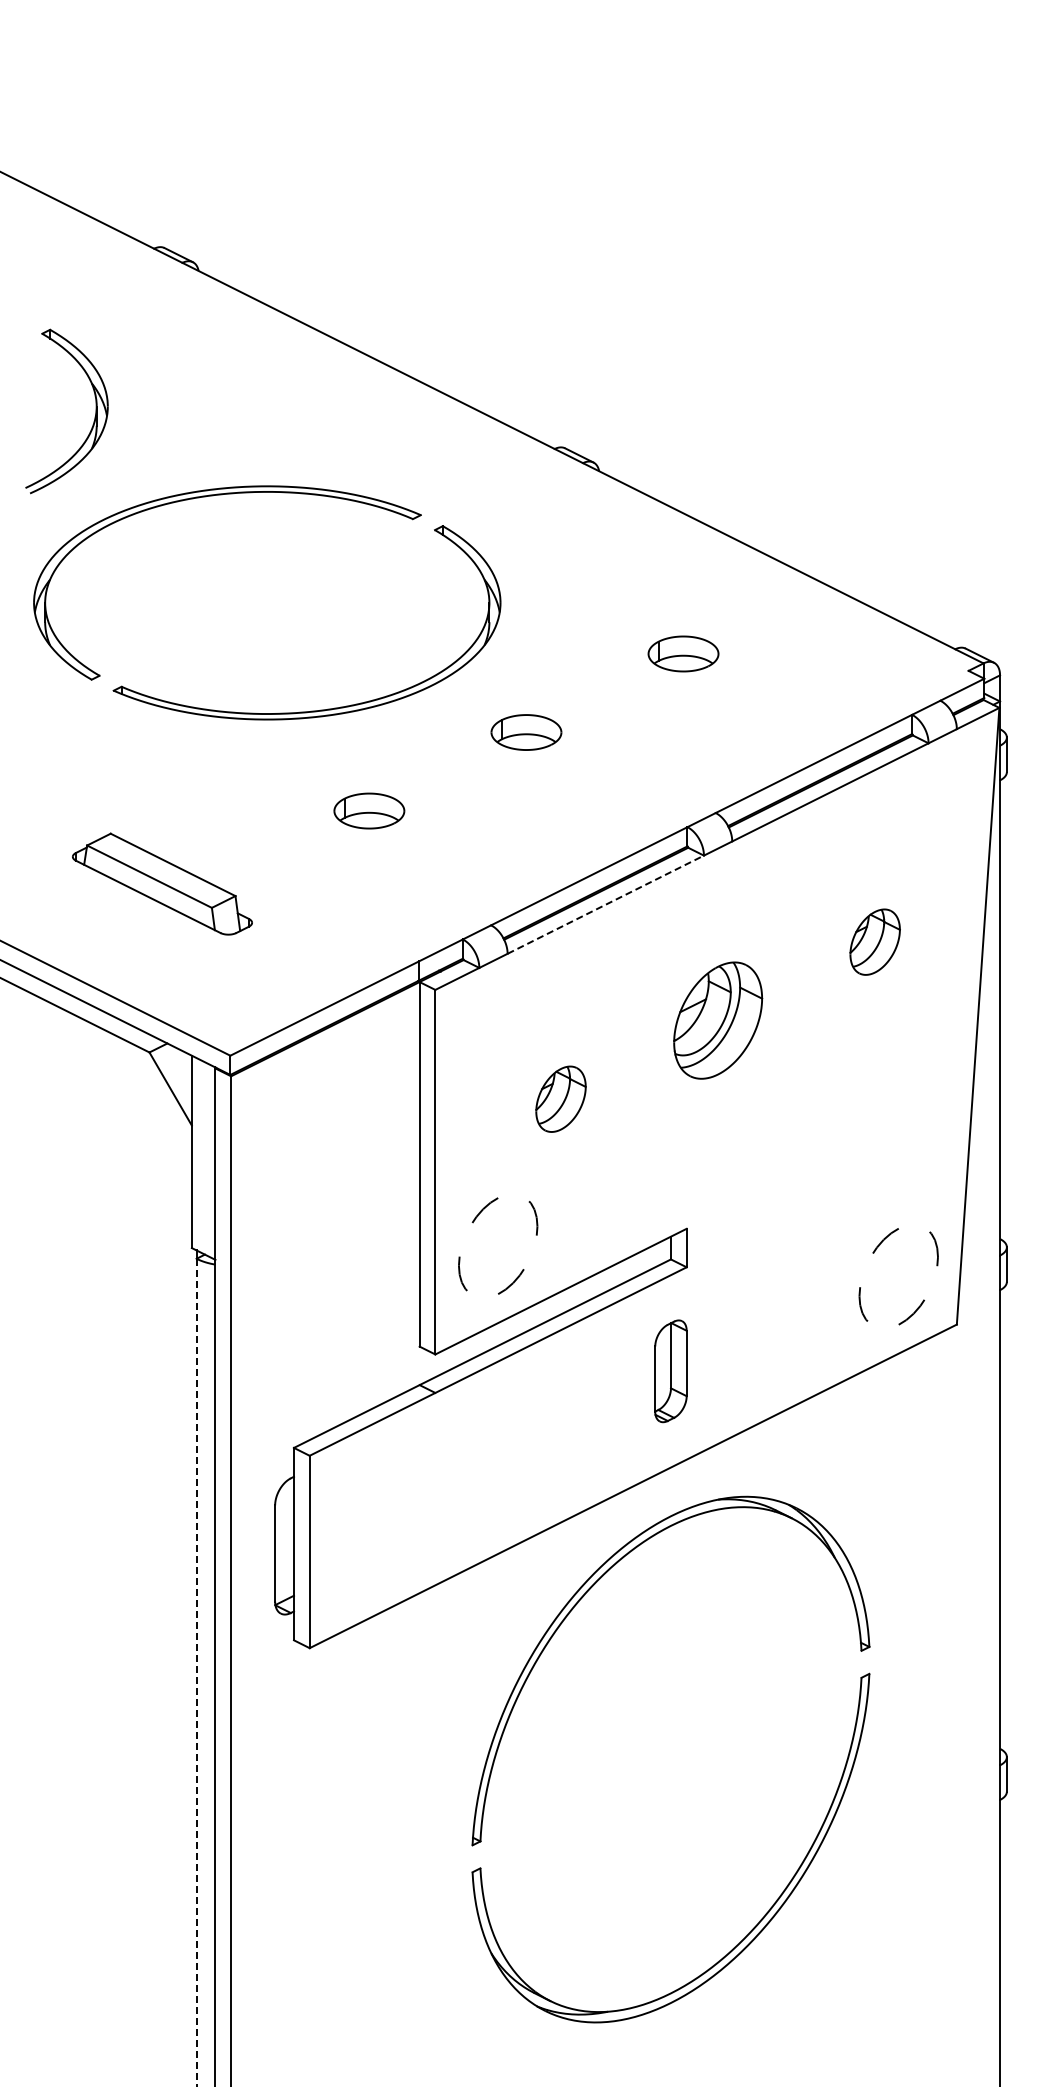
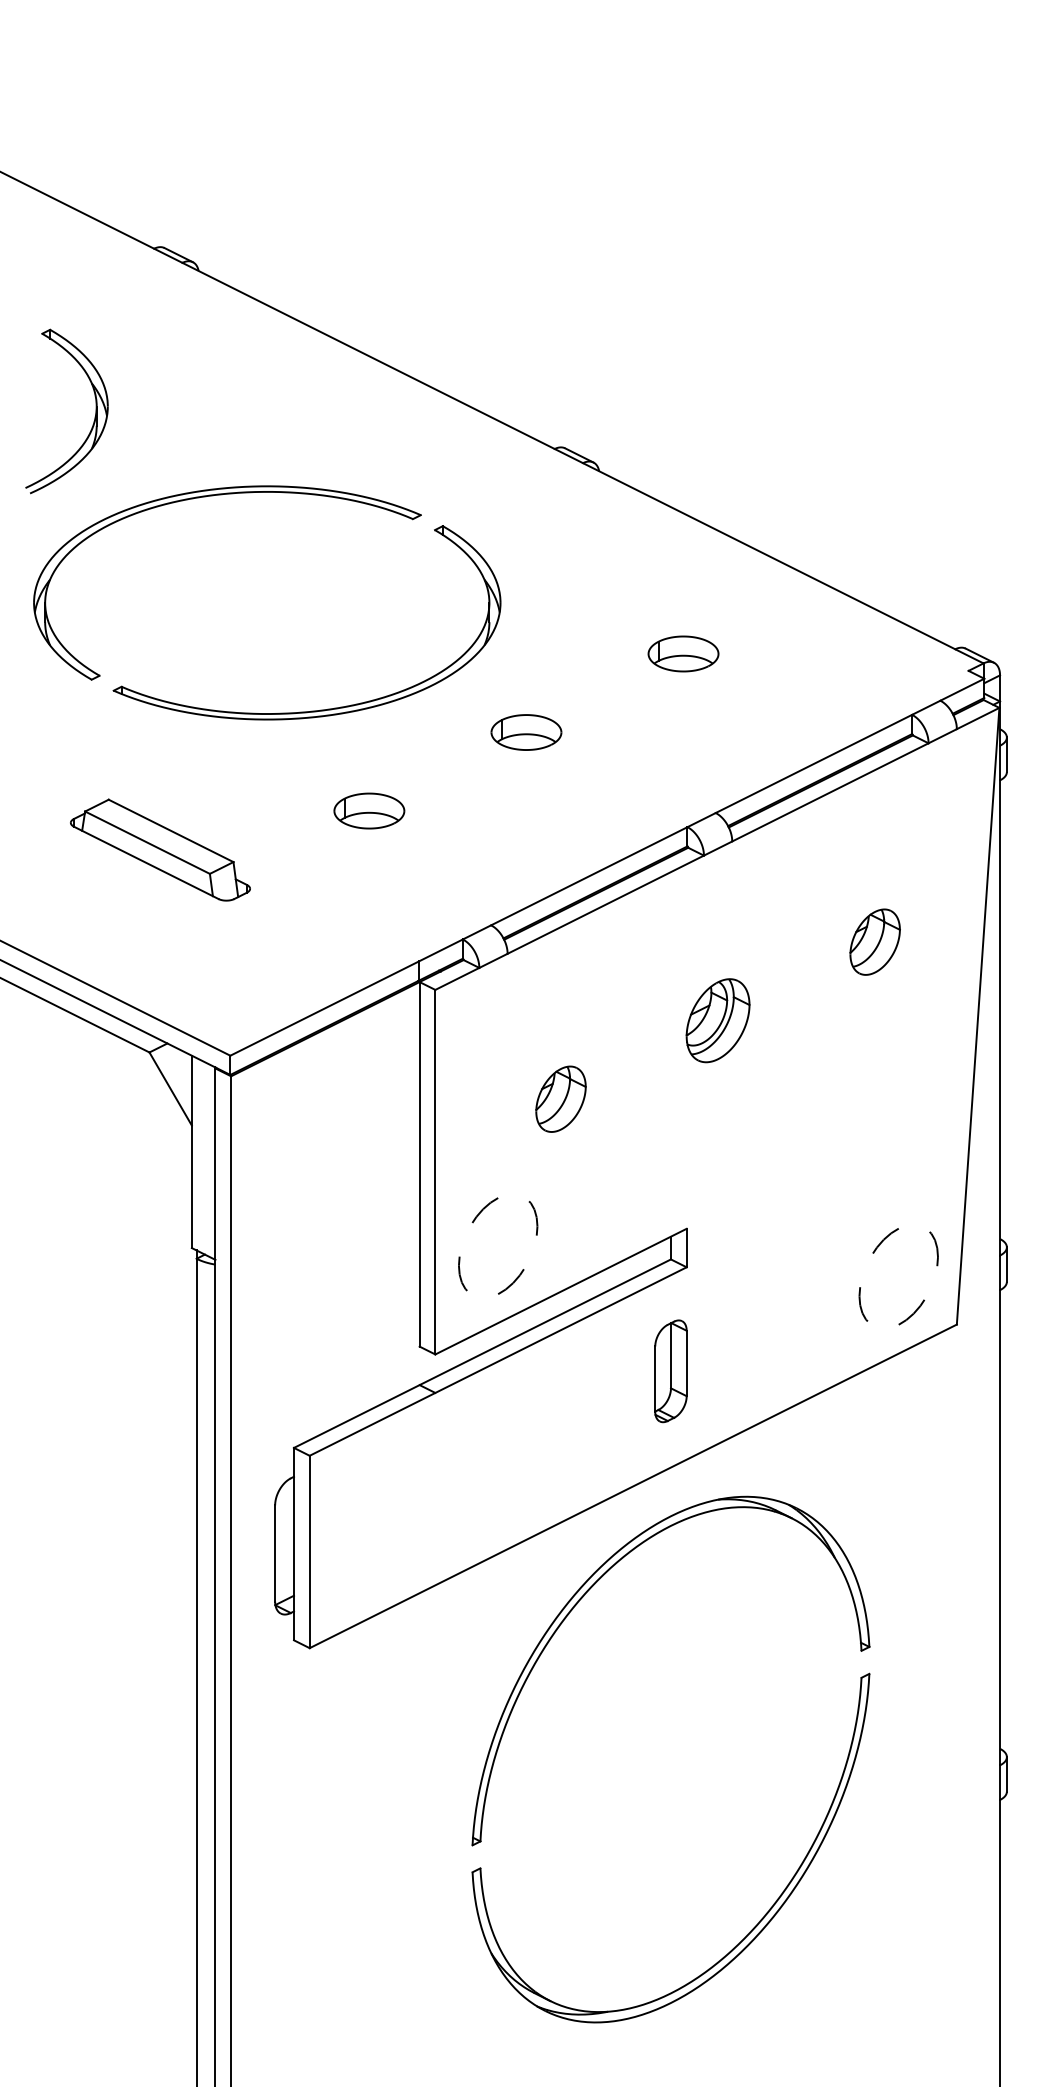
part position: (162, 883) -> (160, 849) (160, 849)
line: dashed -> solid (605, 904)
part size: 91x119 px -> 66x86 px (717, 1020)
line: dashed -> solid (196, 1672)
